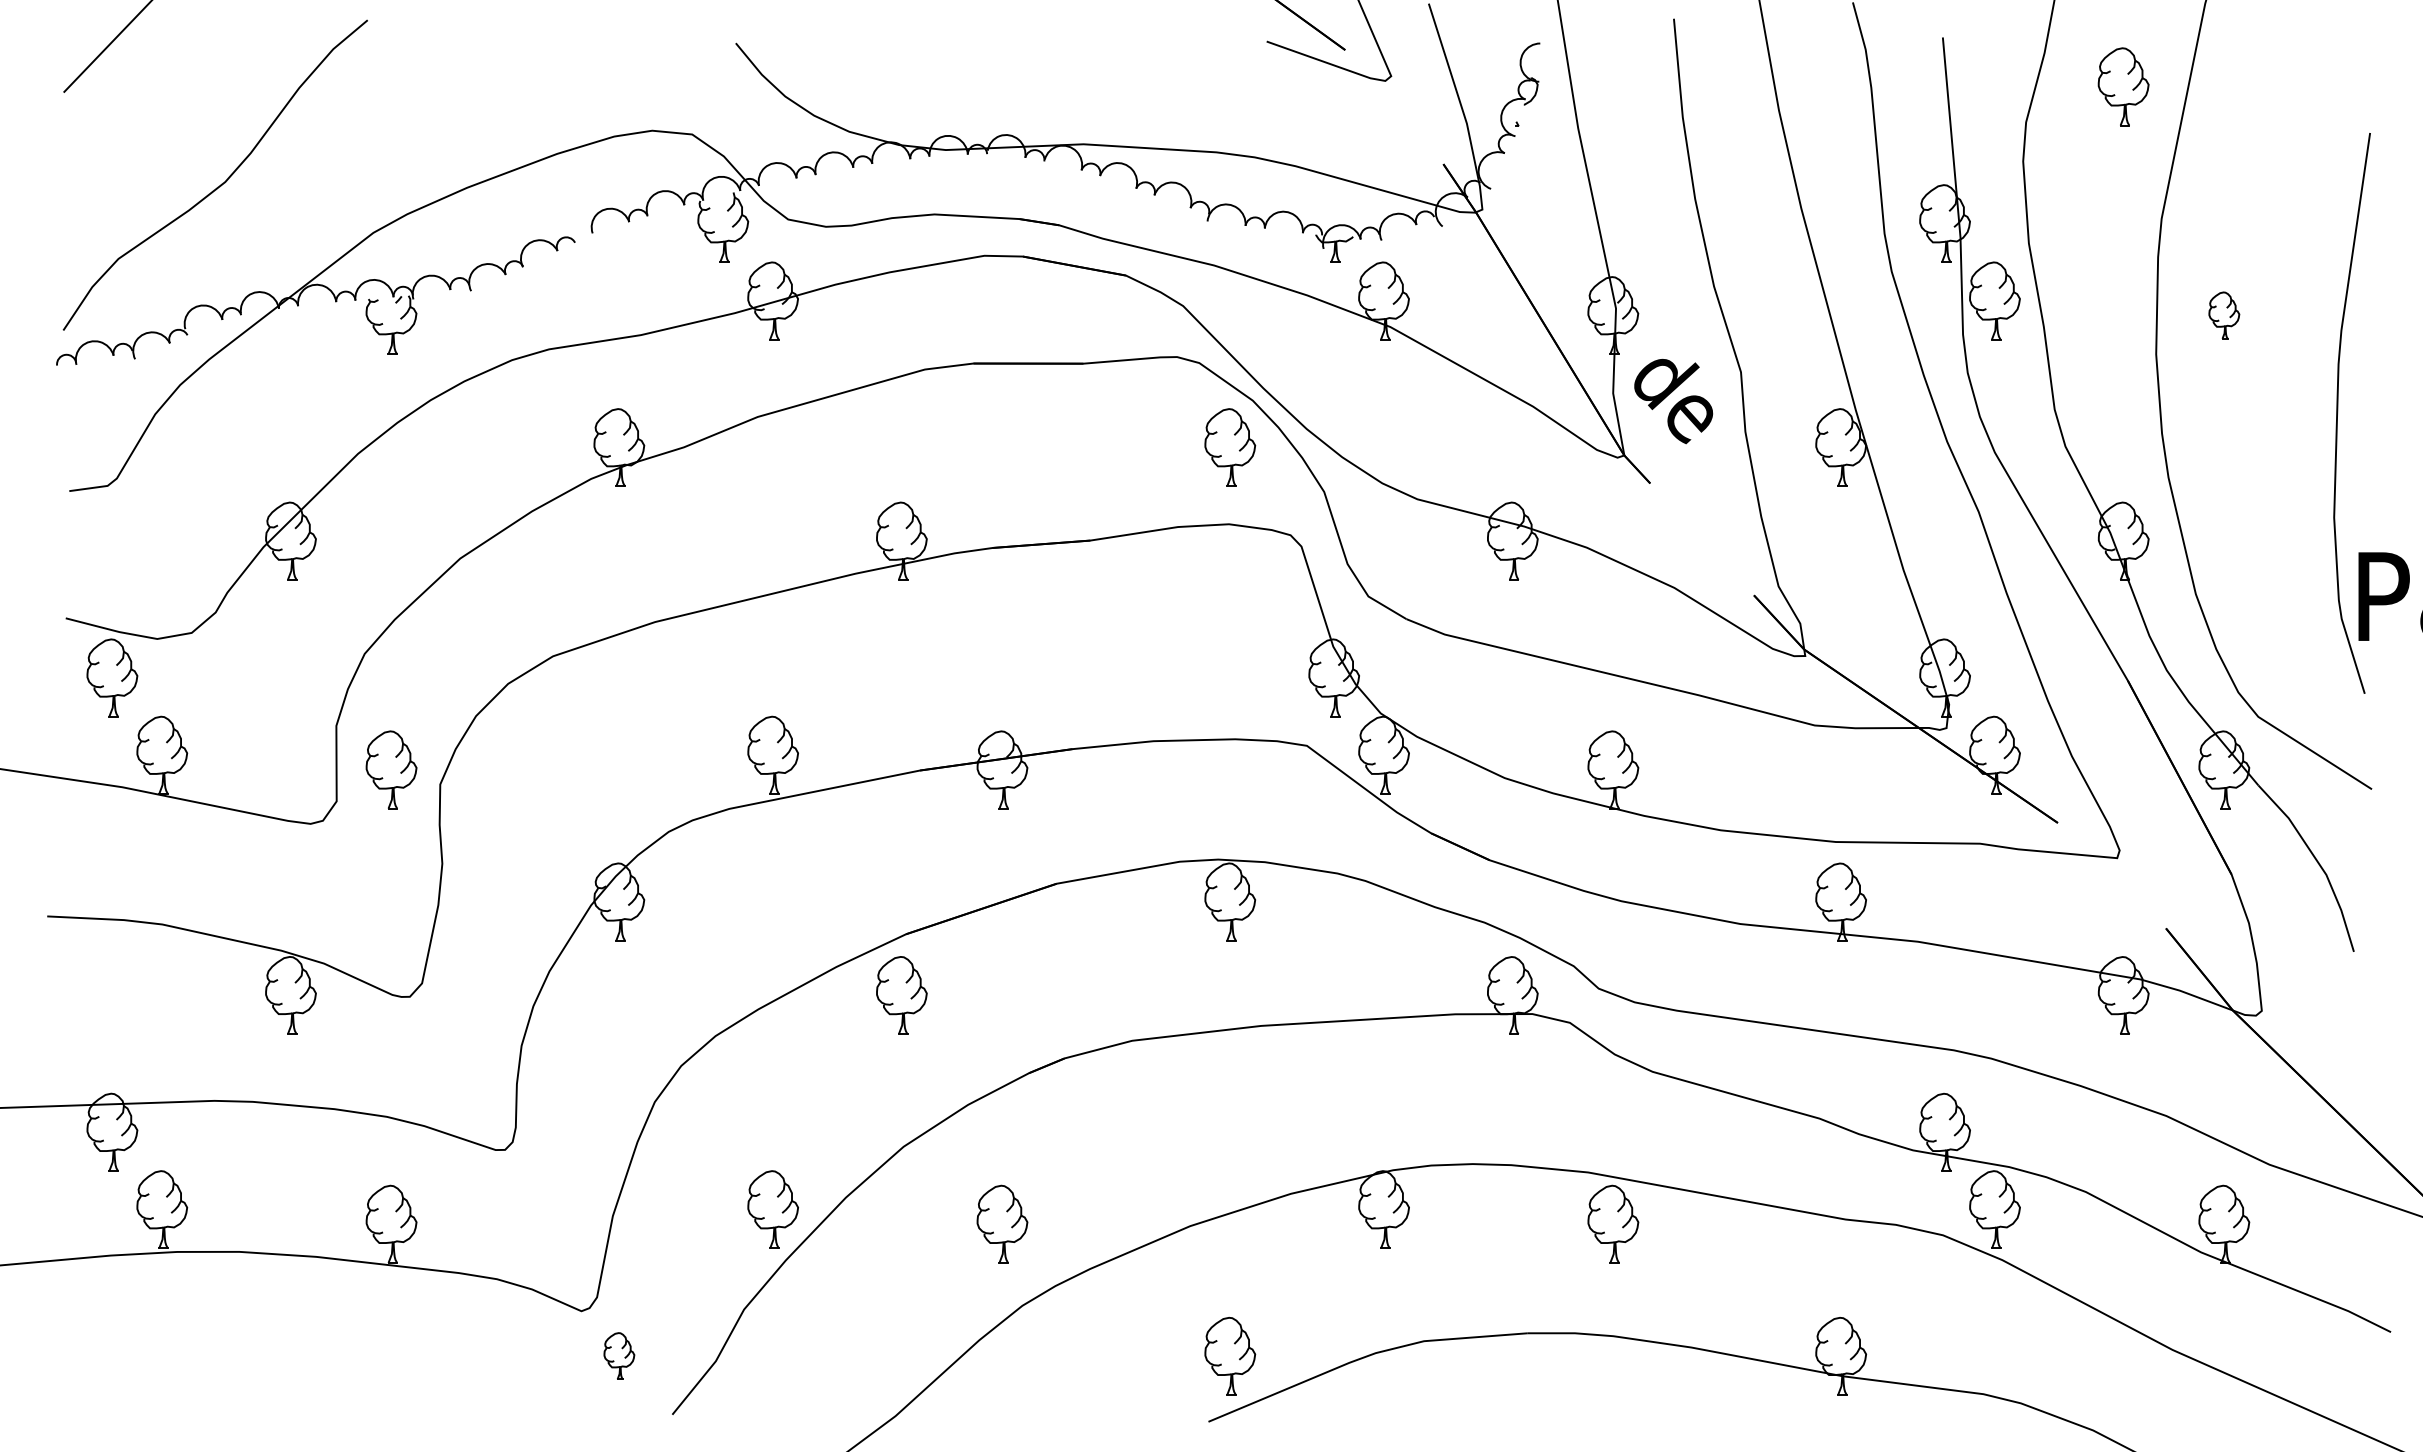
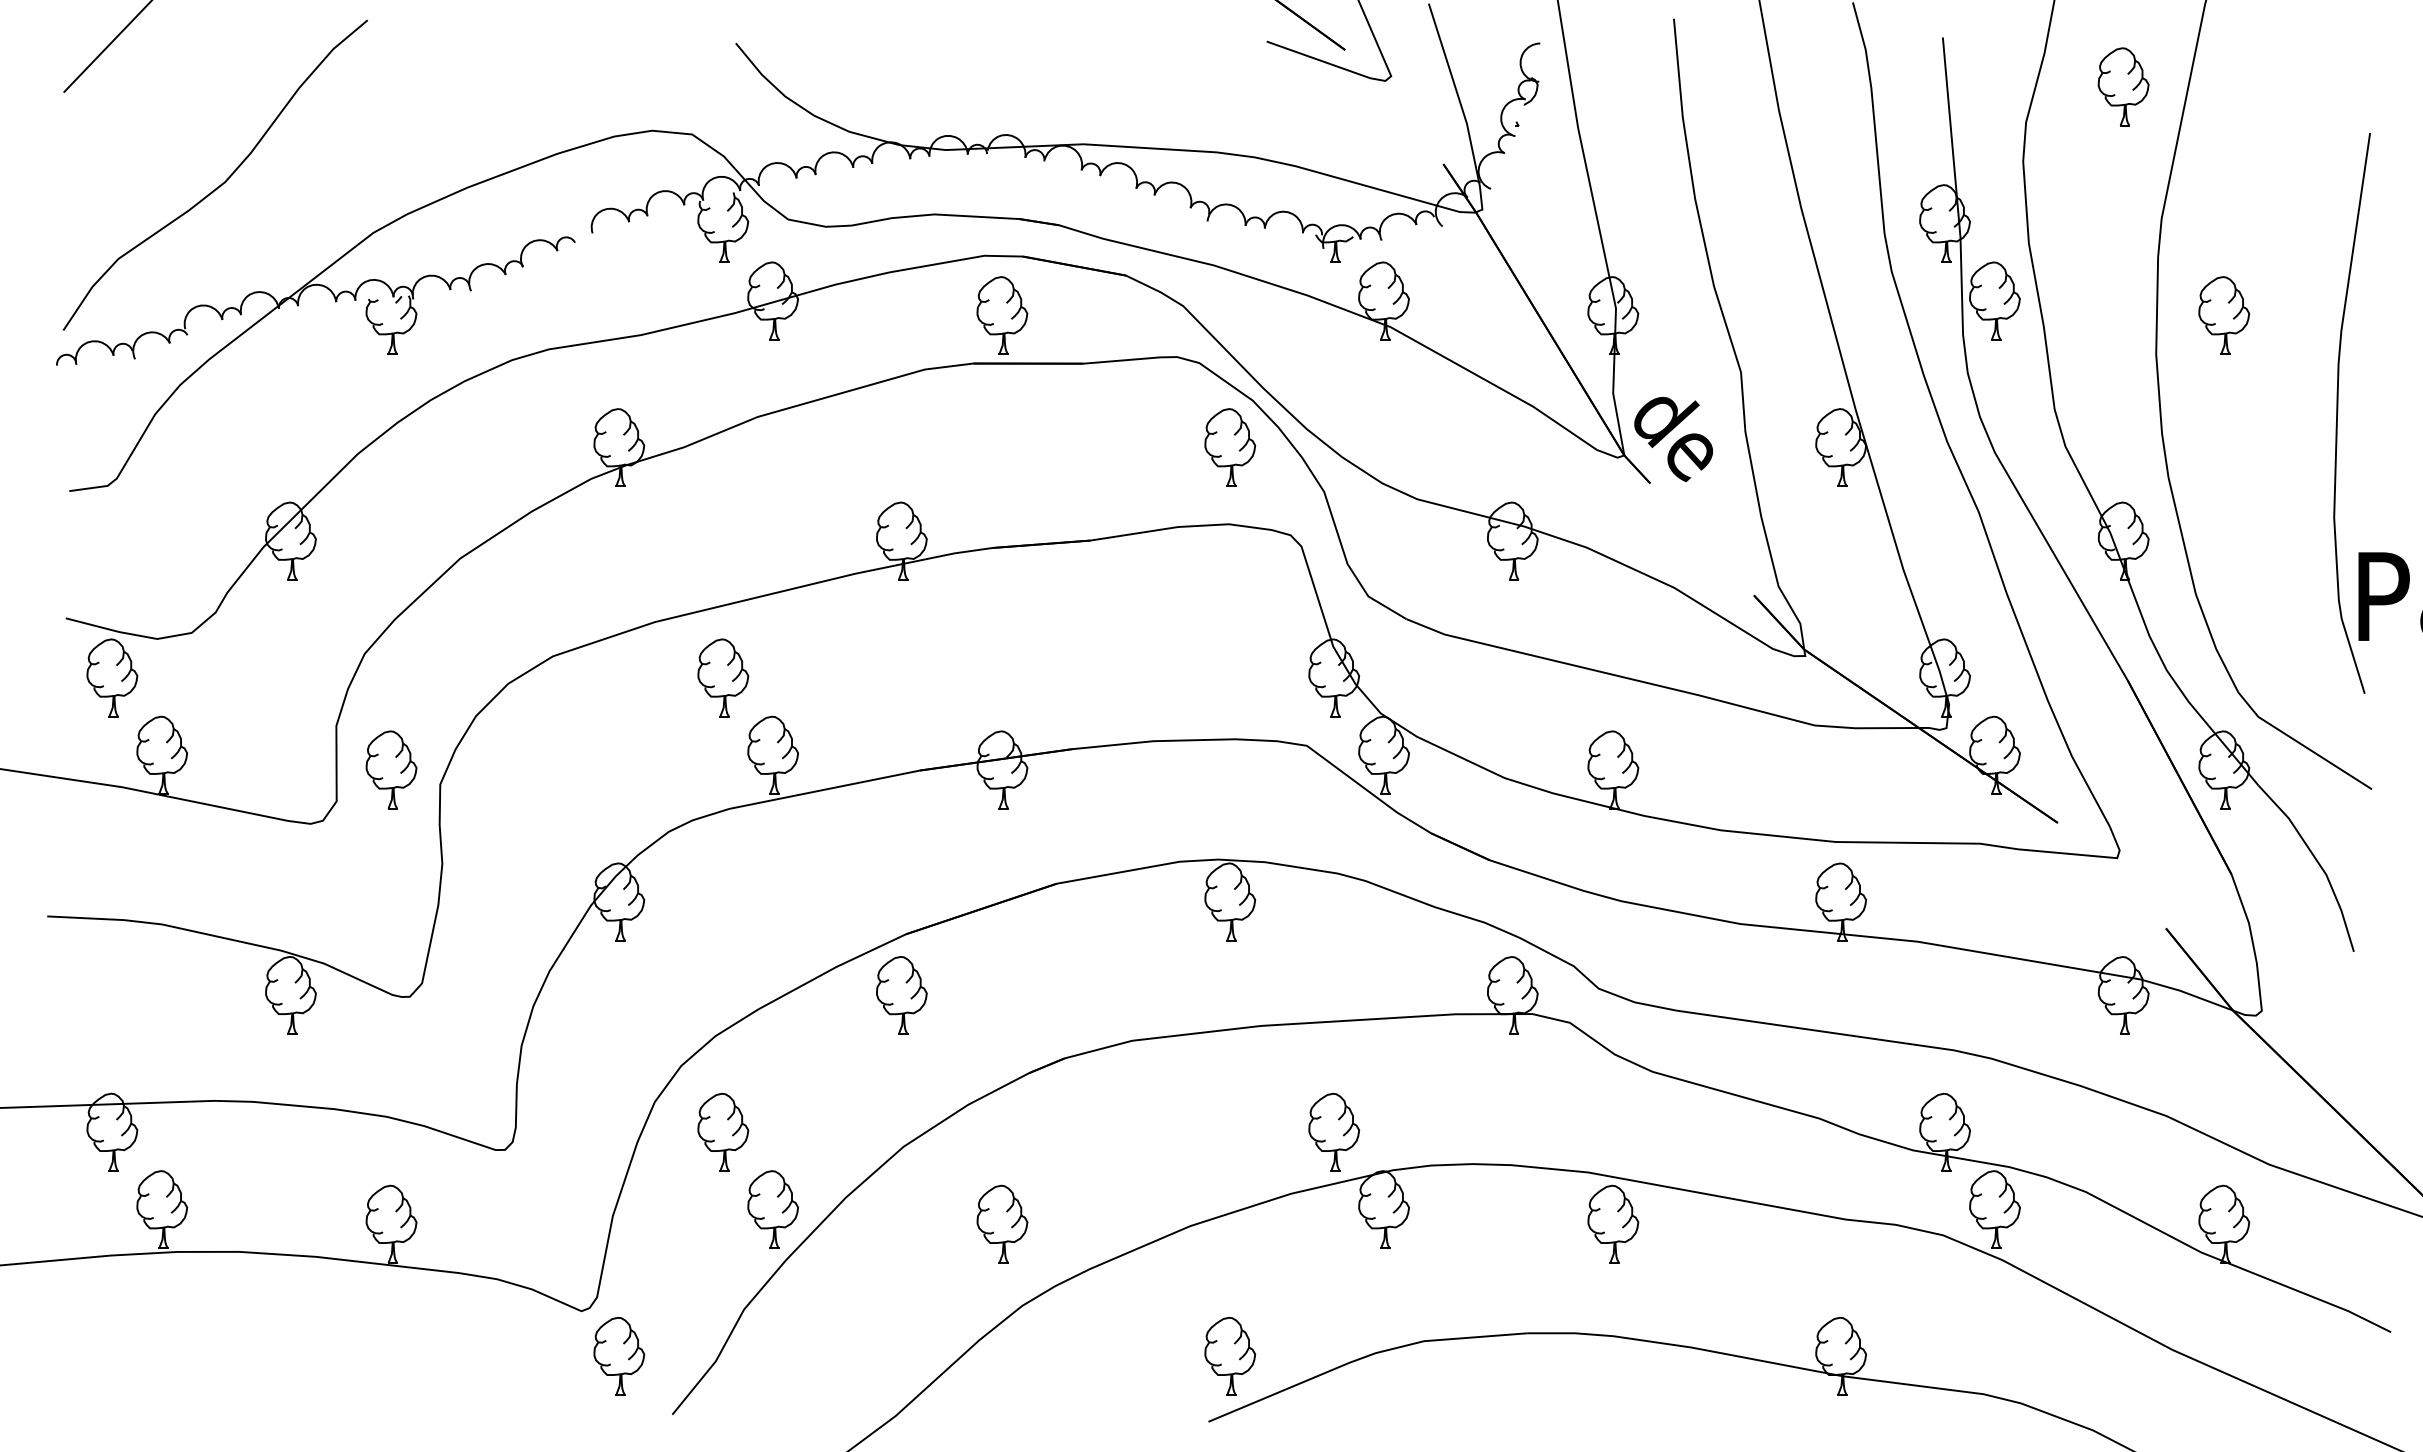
part: none -> present (1002, 315)
part size: 33x49 px -> 53x79 px (2224, 315)
text position: (1673, 401) -> (1673, 439) (1673, 439)
part: none -> present (723, 677)
part: none -> present (723, 1131)
part: none -> present (1334, 1131)
part size: 33x48 px -> 53x80 px (619, 1355)
